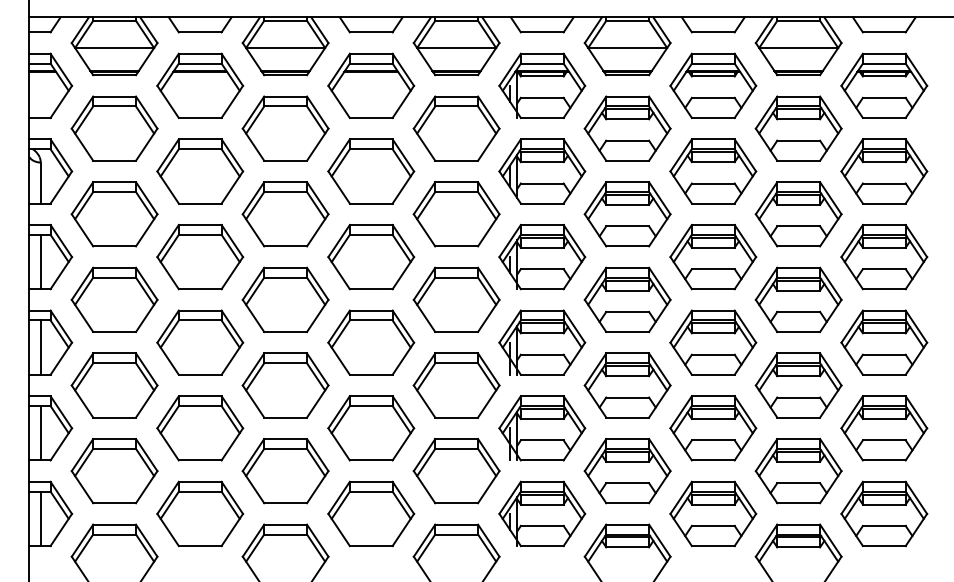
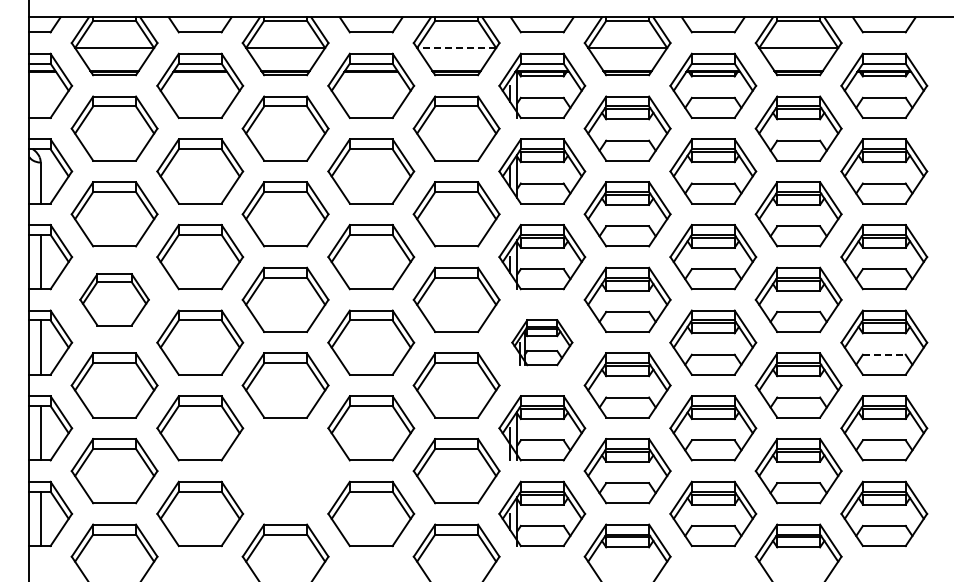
line: solid -> dashed (456, 48)
part size: 89x67 px -> 71x54 px (114, 299)
part size: 89x67 px -> 63x48 px (542, 342)
line: solid -> dashed (884, 354)
part: present -> none (285, 471)
